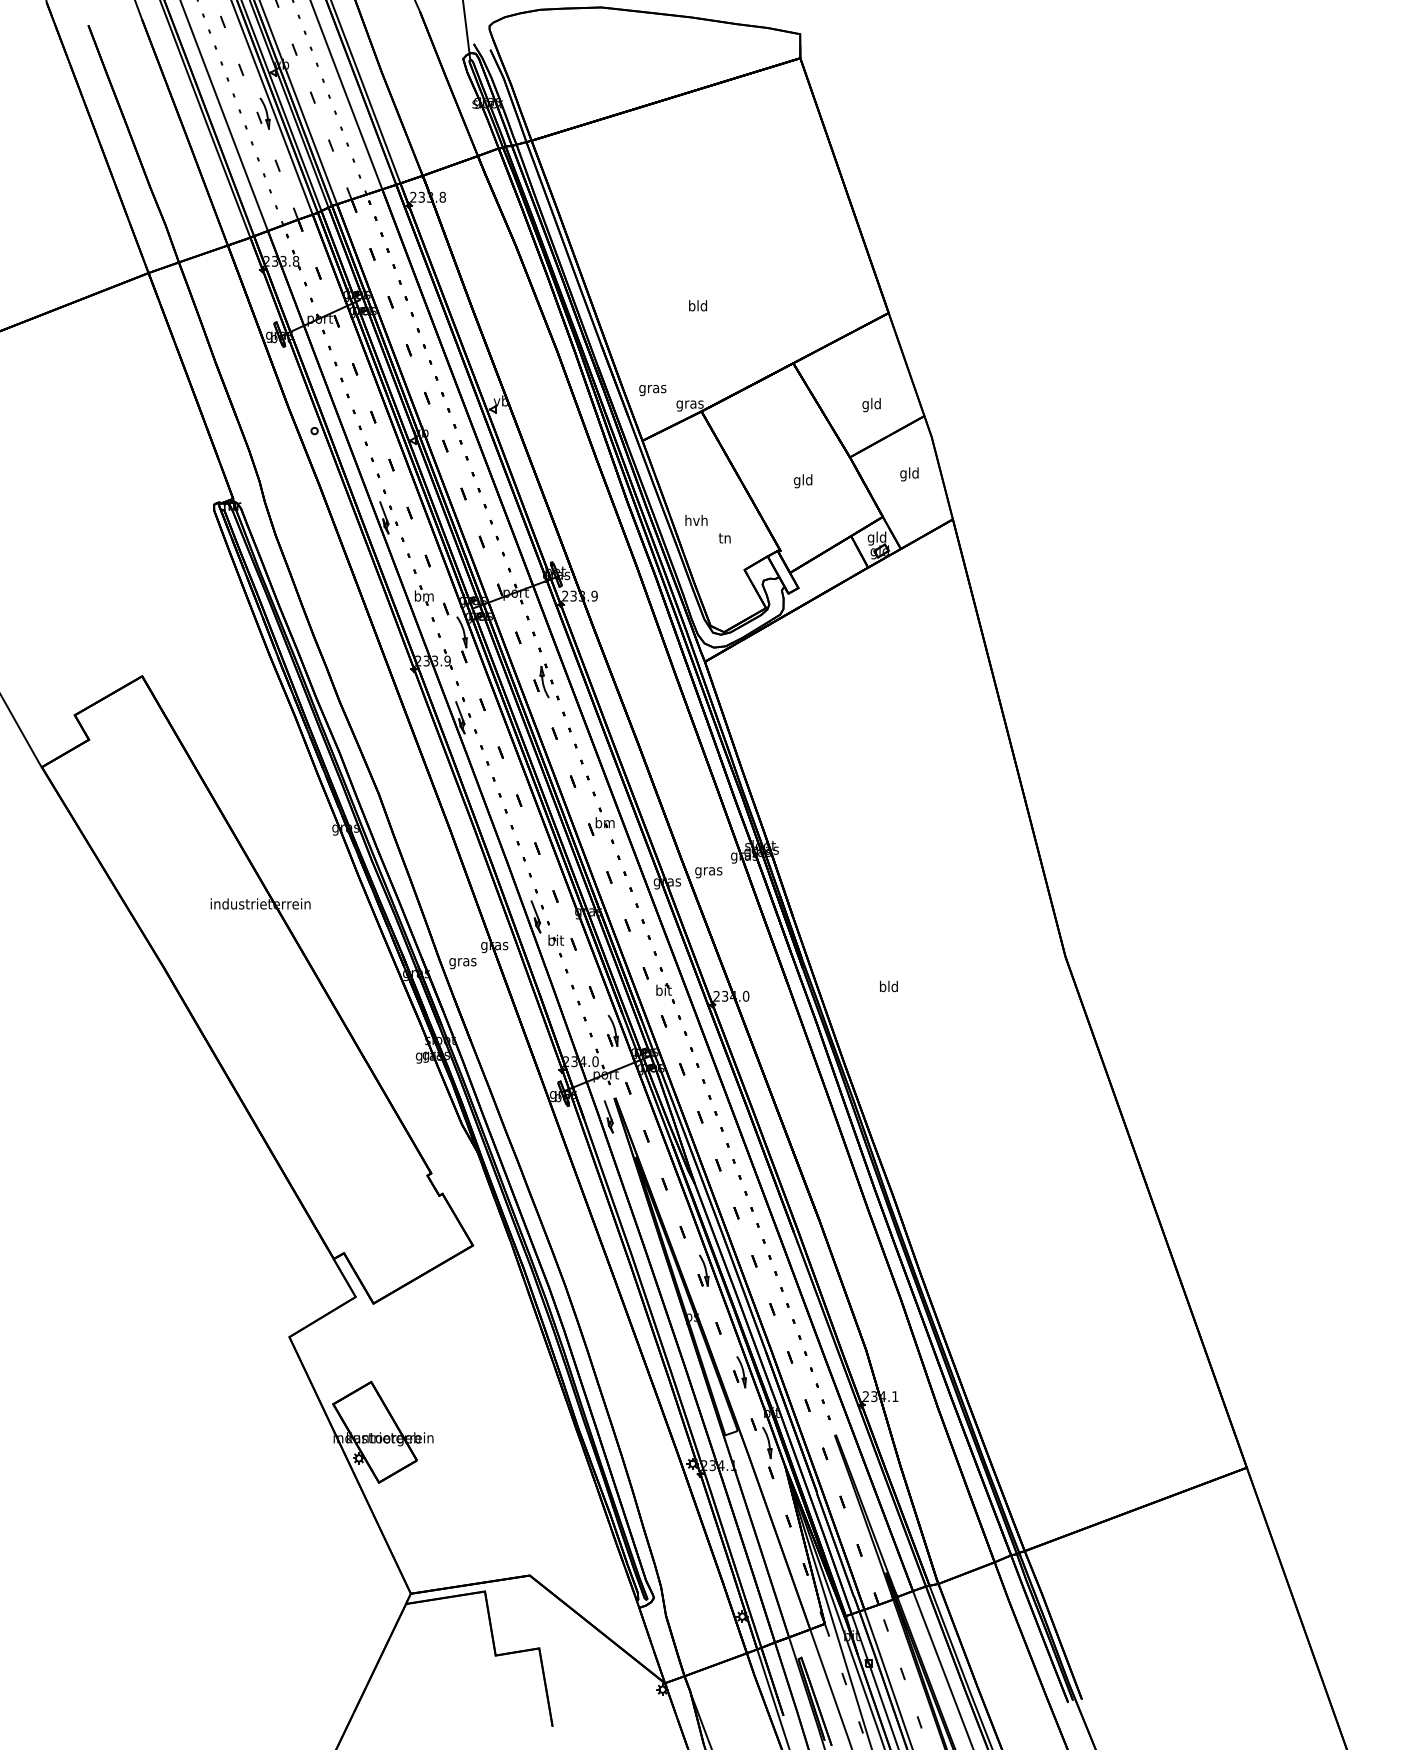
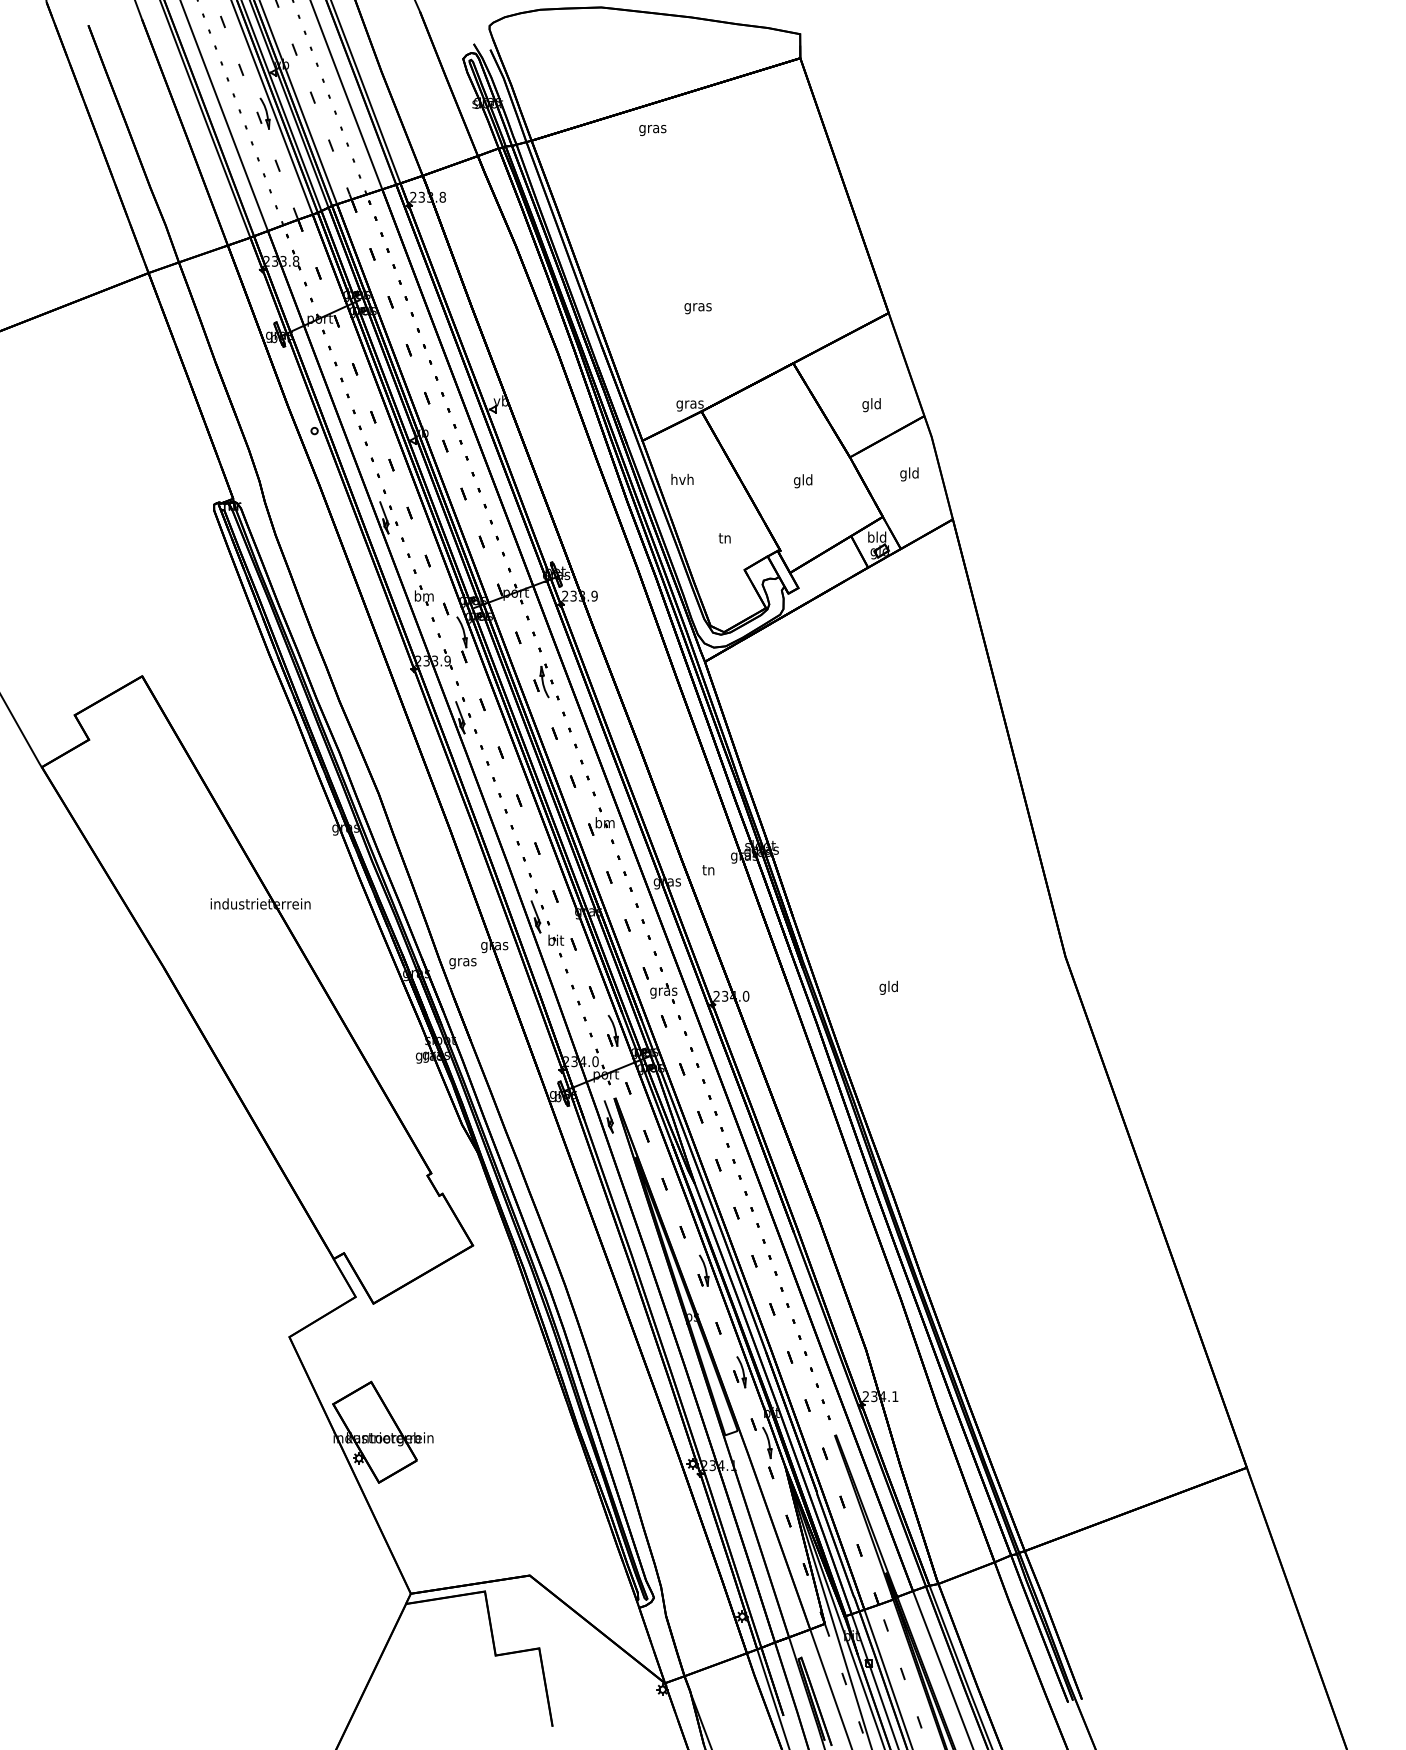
line: present -> none (466, 31)
text: bld -> gras (697, 307)
text position: (652, 390) -> (652, 130) (652, 130)
text position: (696, 519) -> (682, 478) (682, 478)
text: gld -> bld (870, 538)
text: gras -> tn (708, 871)
text: bld -> gld (882, 987)
text: bit -> gras (663, 991)
